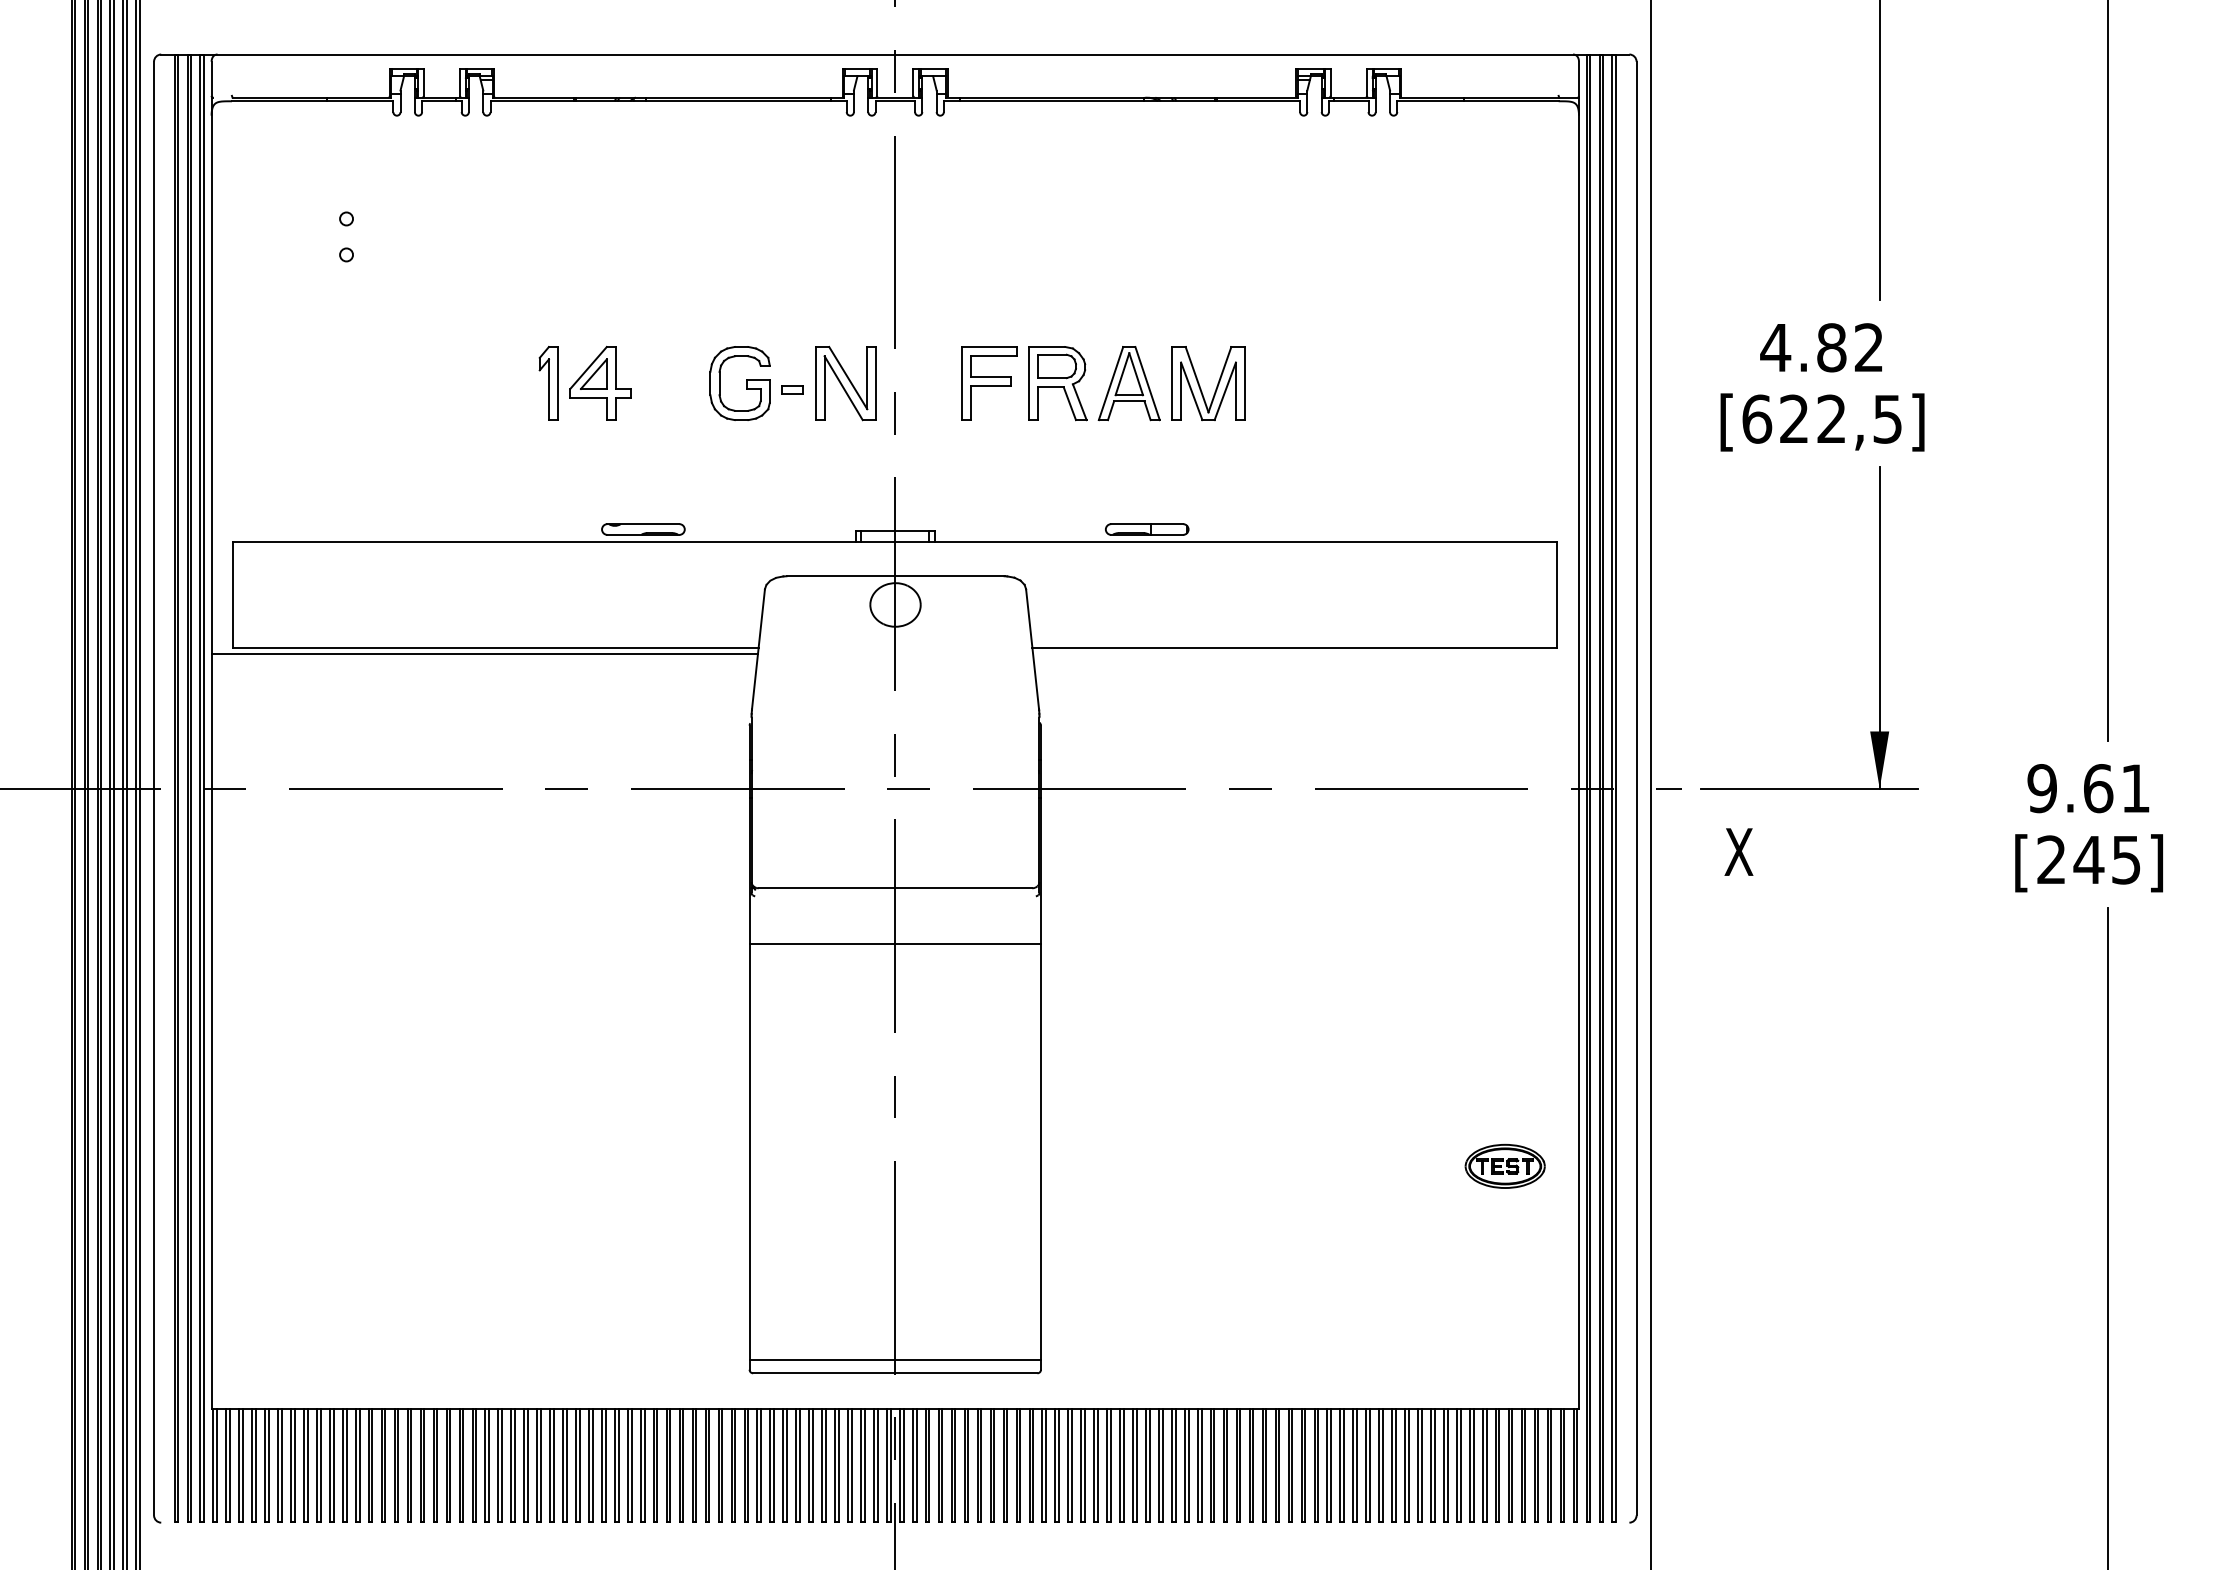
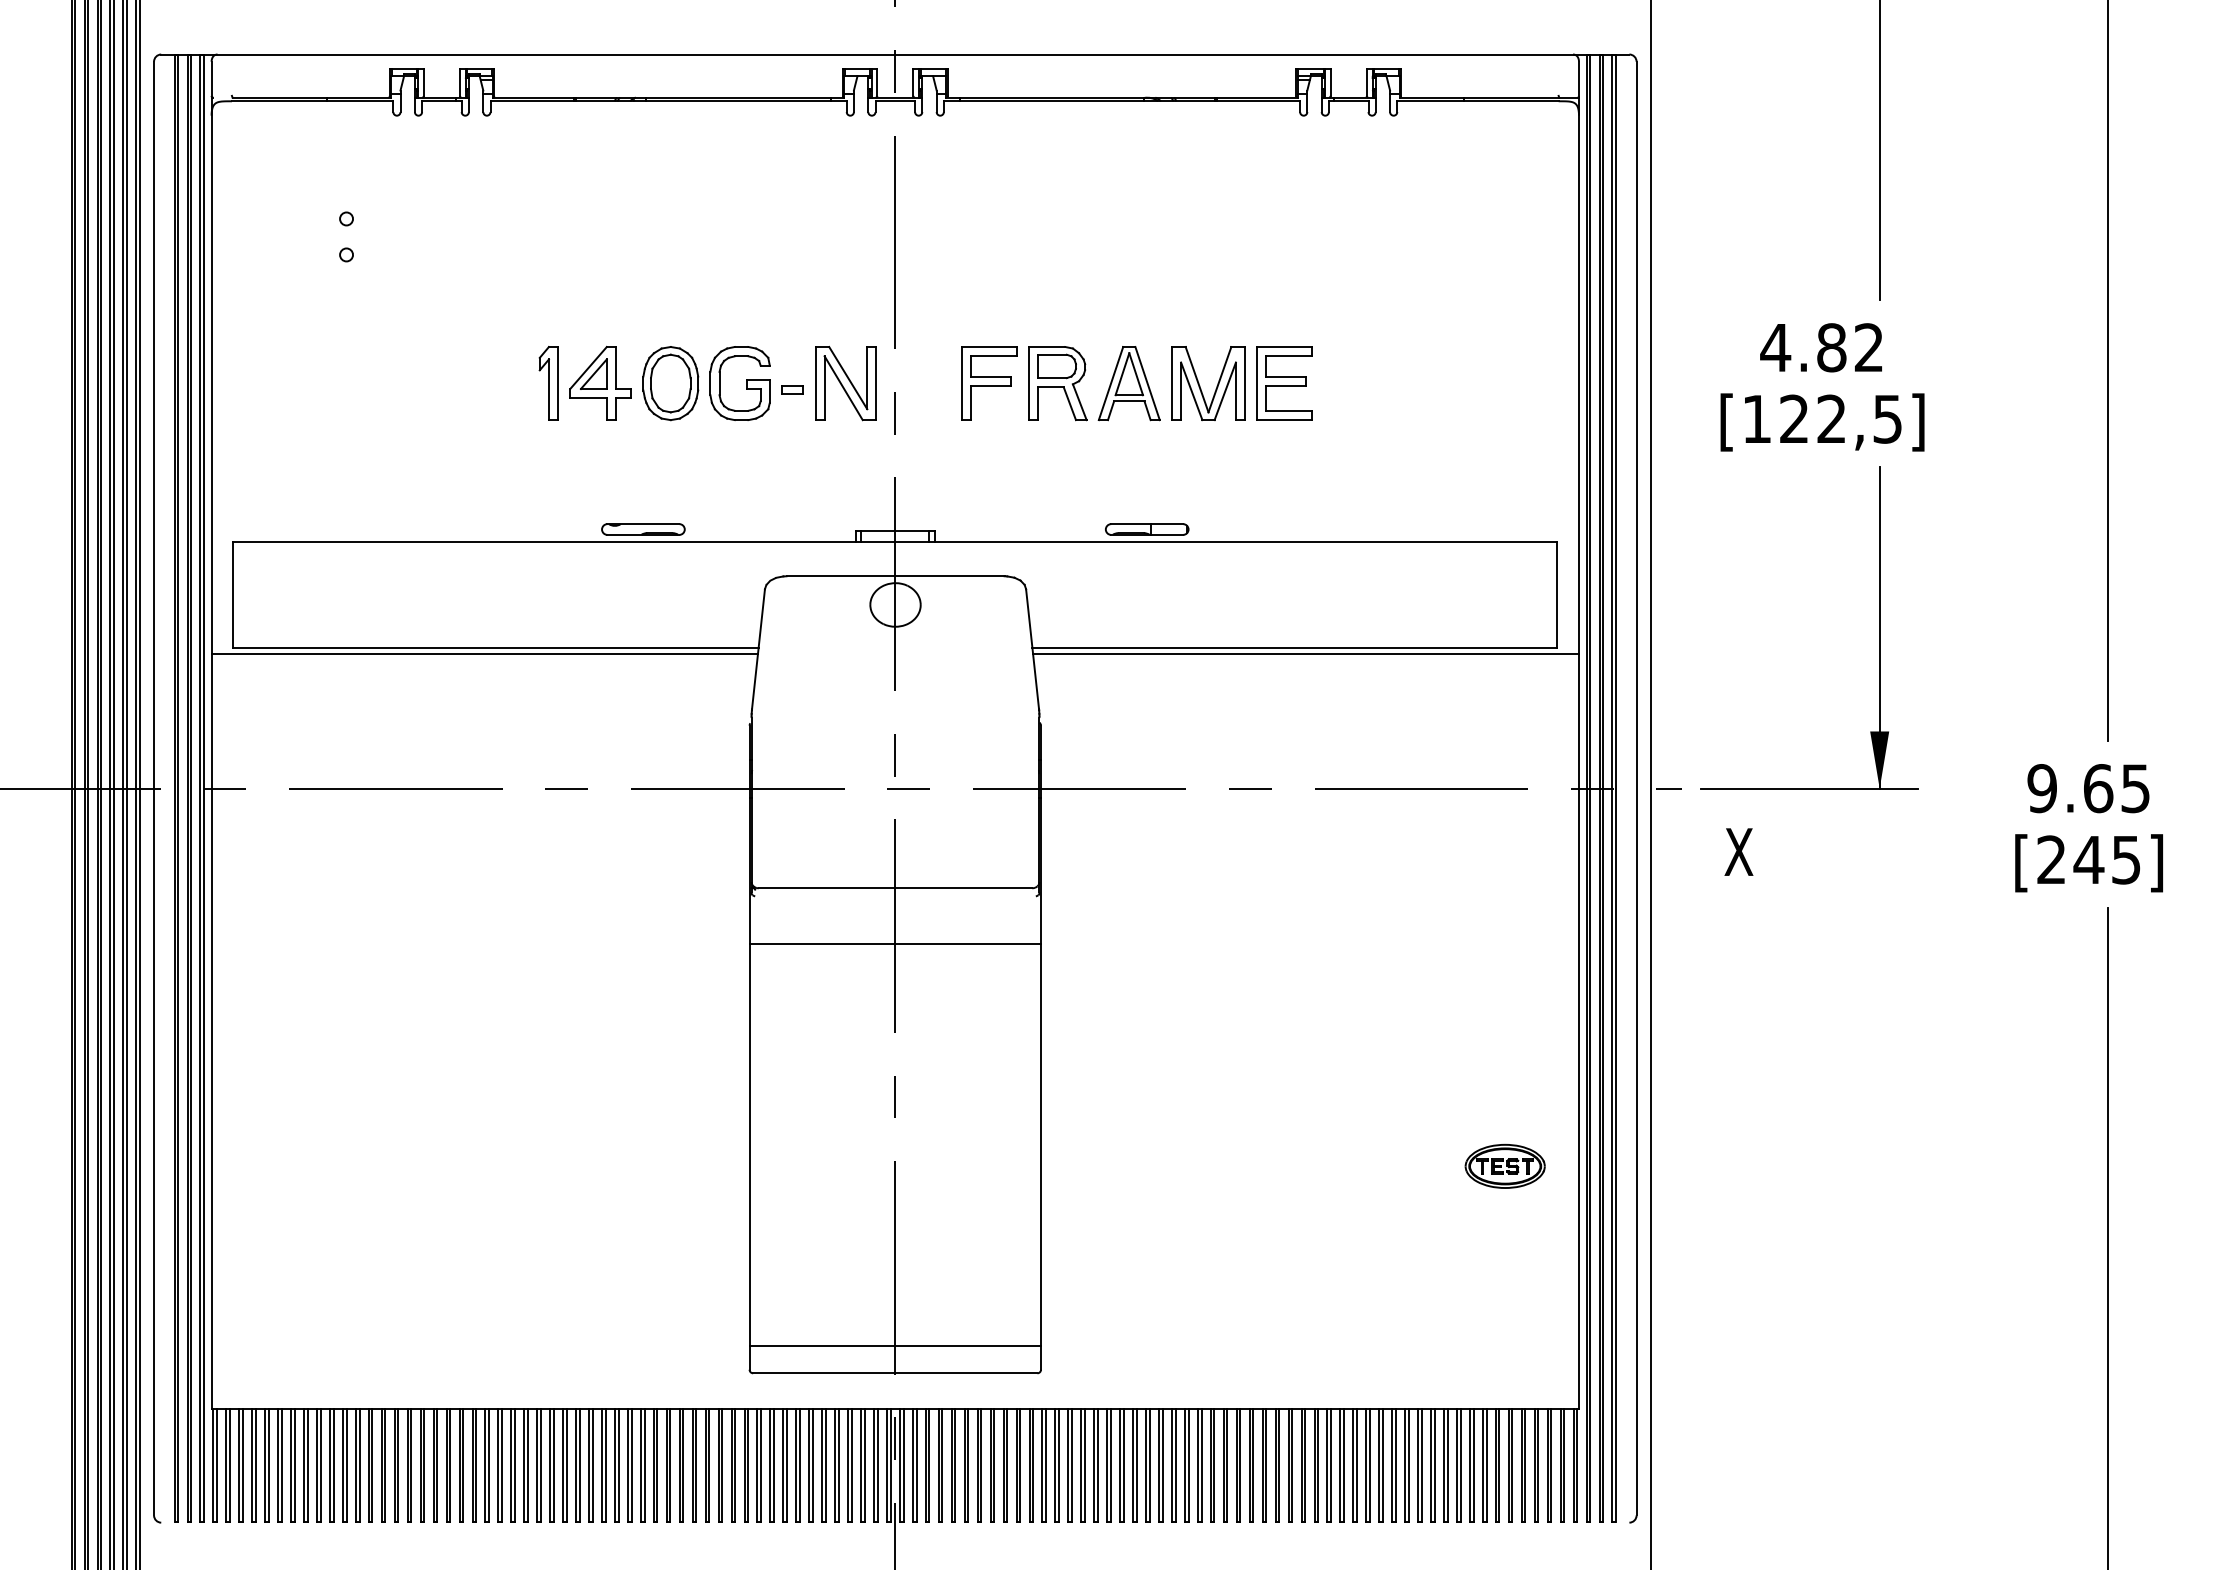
part: none -> present (670, 383)
part: none -> present (1284, 383)
text: [622,5] -> [122,5] (1757, 418)
line: none -> present (1306, 653)
text: 9.61 -> 9.65 (2135, 788)
line position: (895, 1360) -> (895, 1346) (895, 1346)
